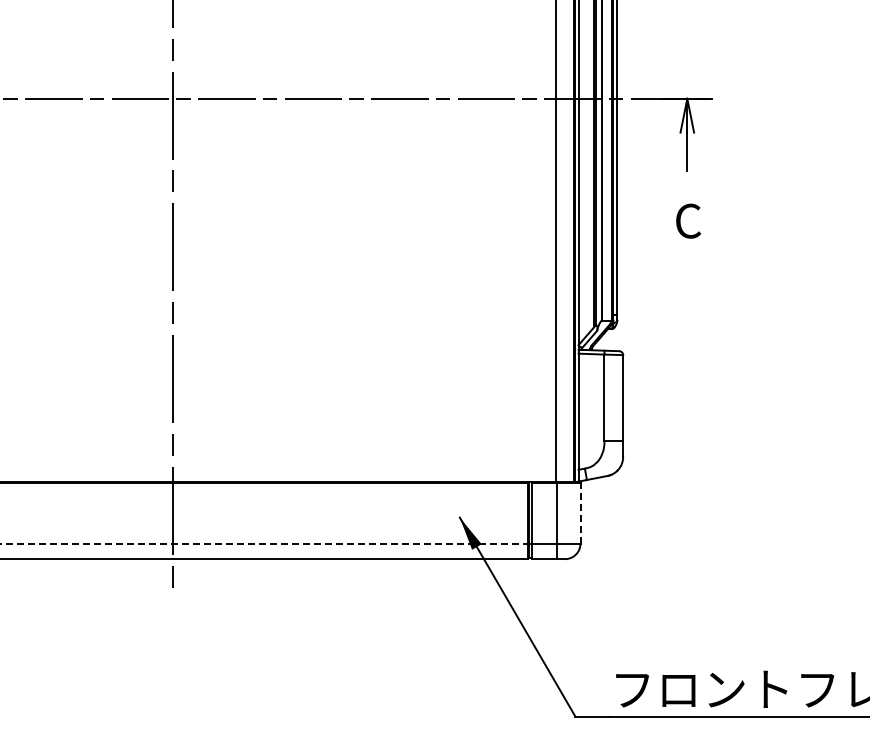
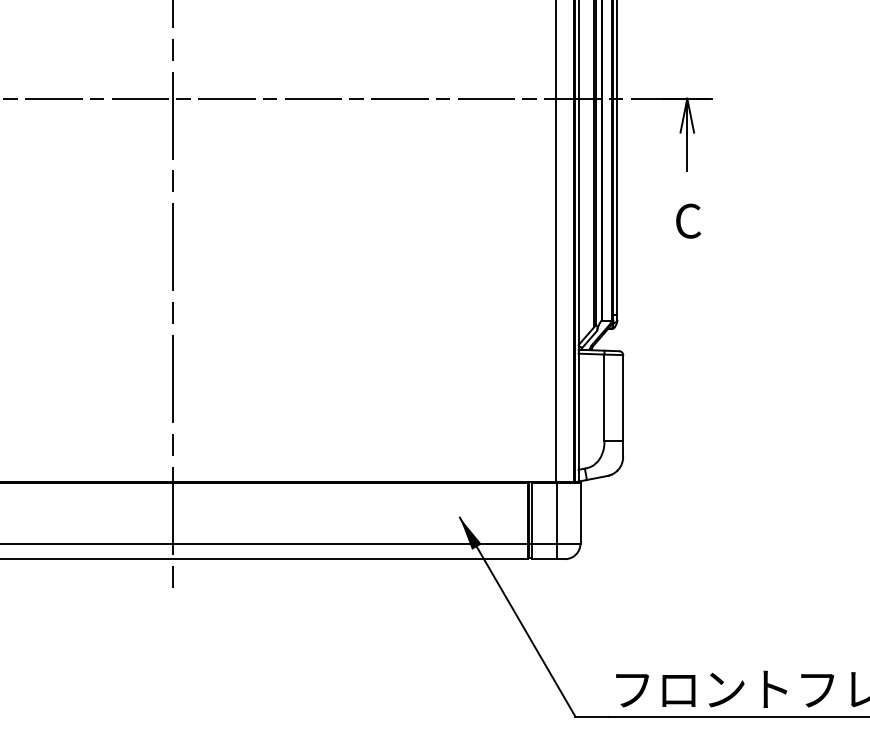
line: dashed -> solid (580, 513)
line: dashed -> solid (264, 543)
